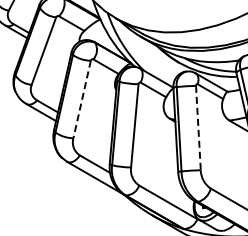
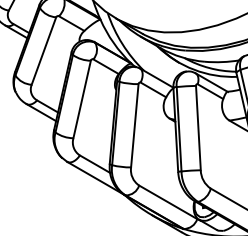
line: dashed -> solid (82, 99)
line: dashed -> solid (198, 128)
